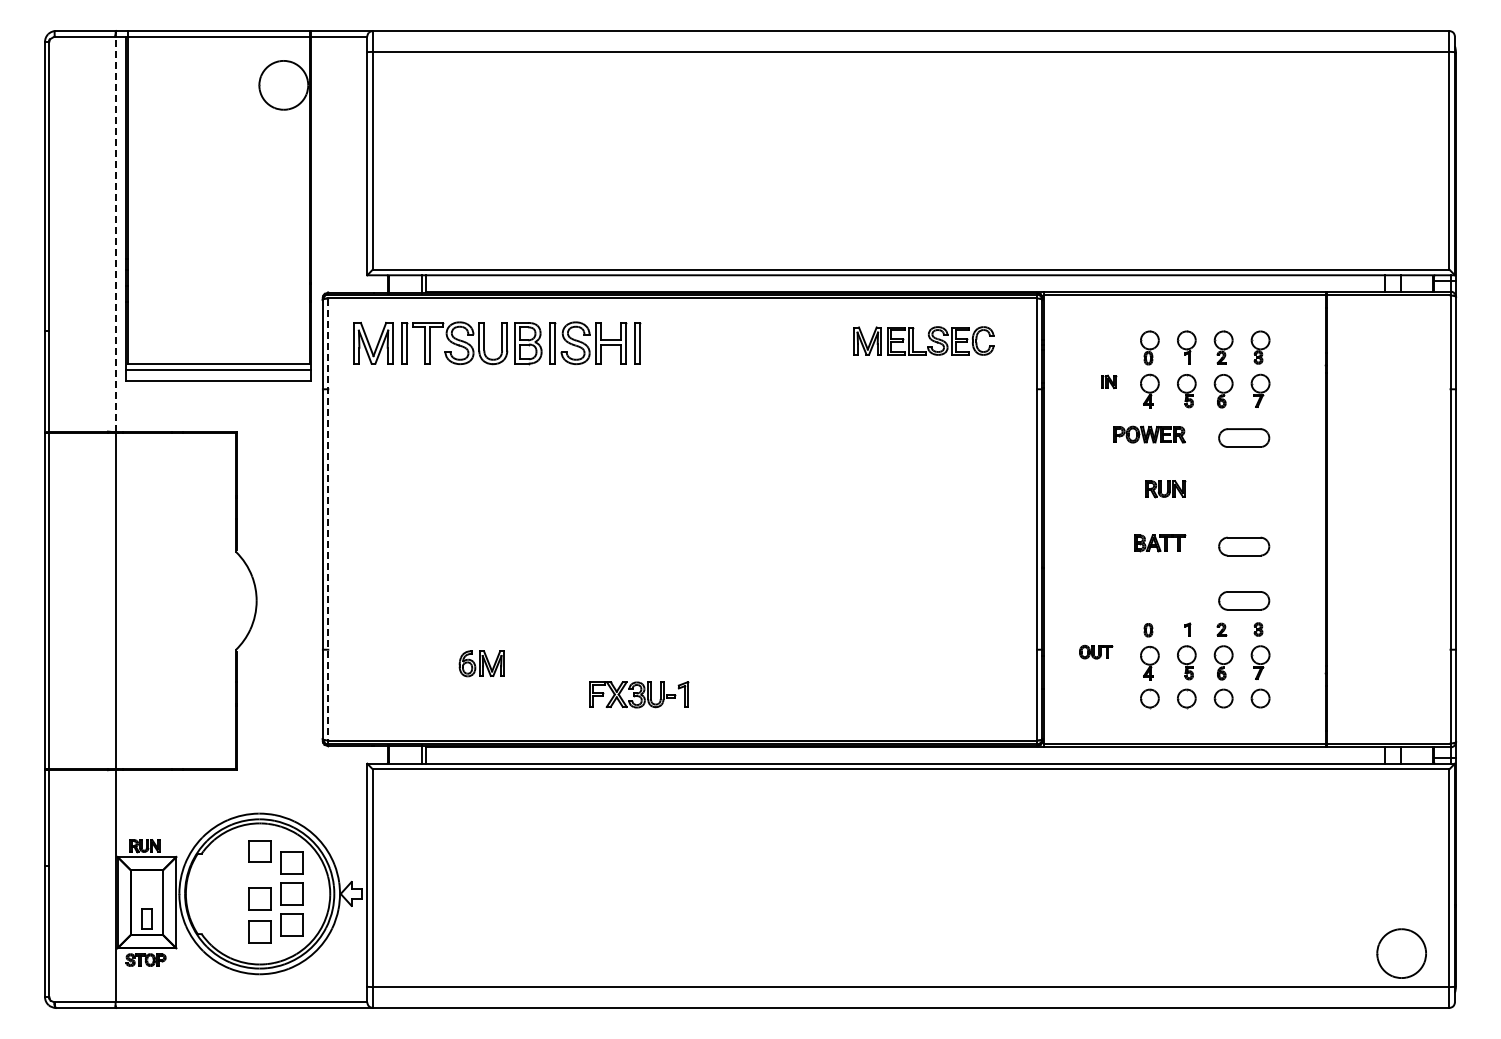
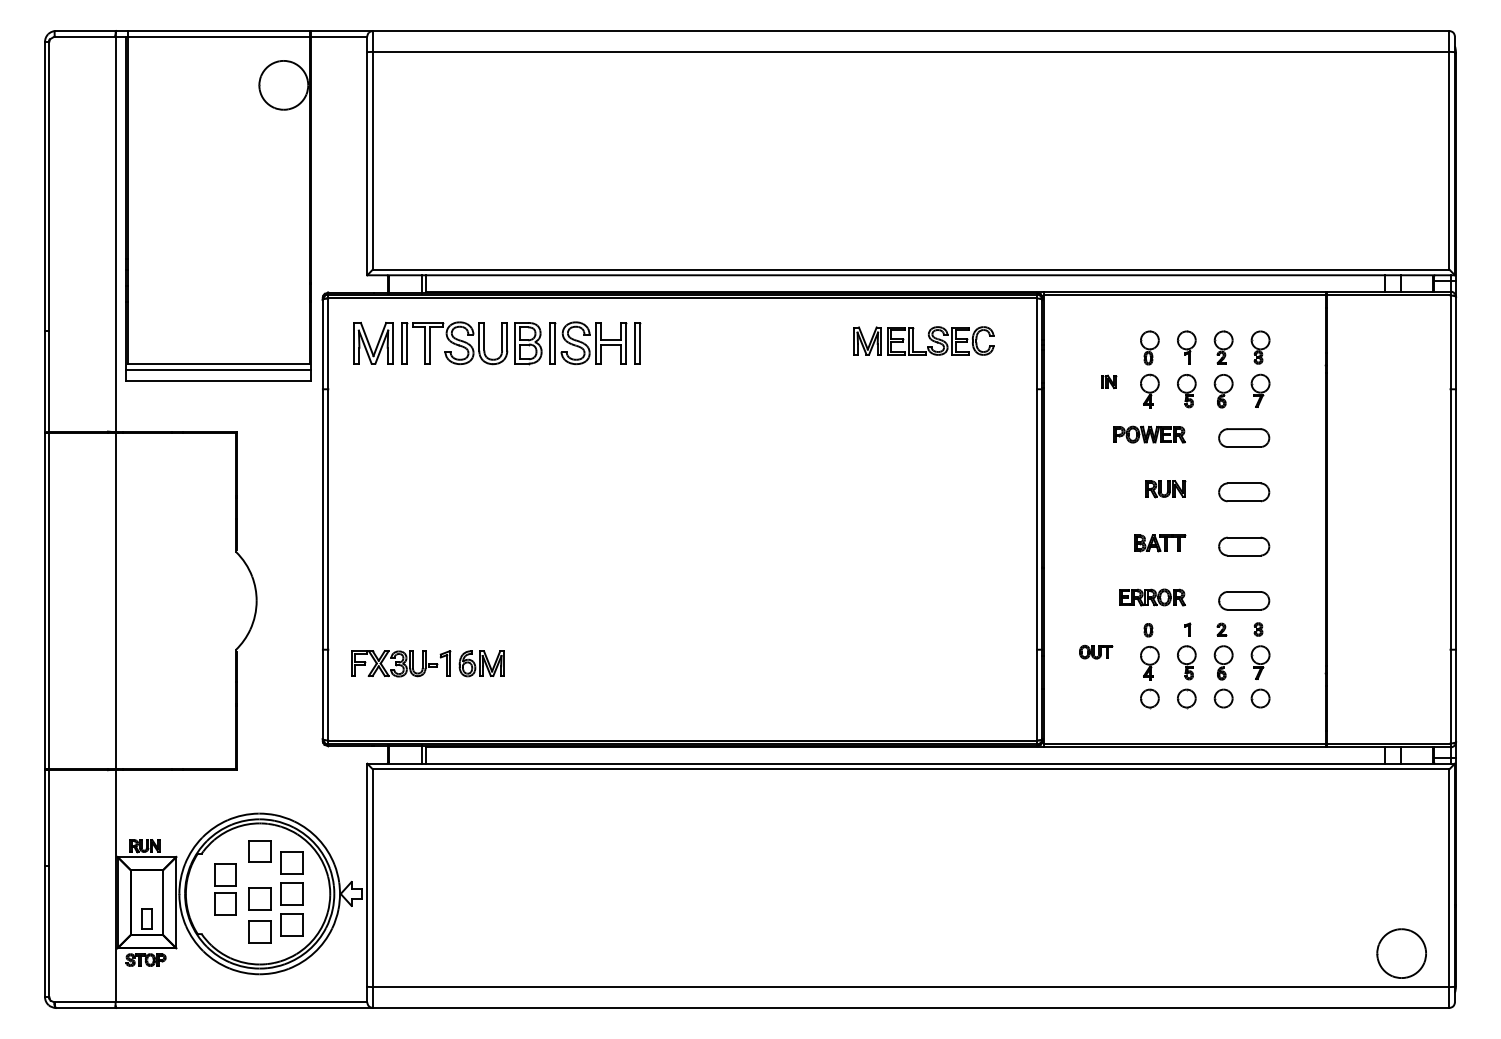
line: dashed -> solid (115, 234)
part: none -> present (1244, 492)
line: dashed -> solid (328, 519)
part: none -> present (1152, 597)
part position: (639, 694) -> (401, 663) (401, 663)
part: none -> present (225, 889)
